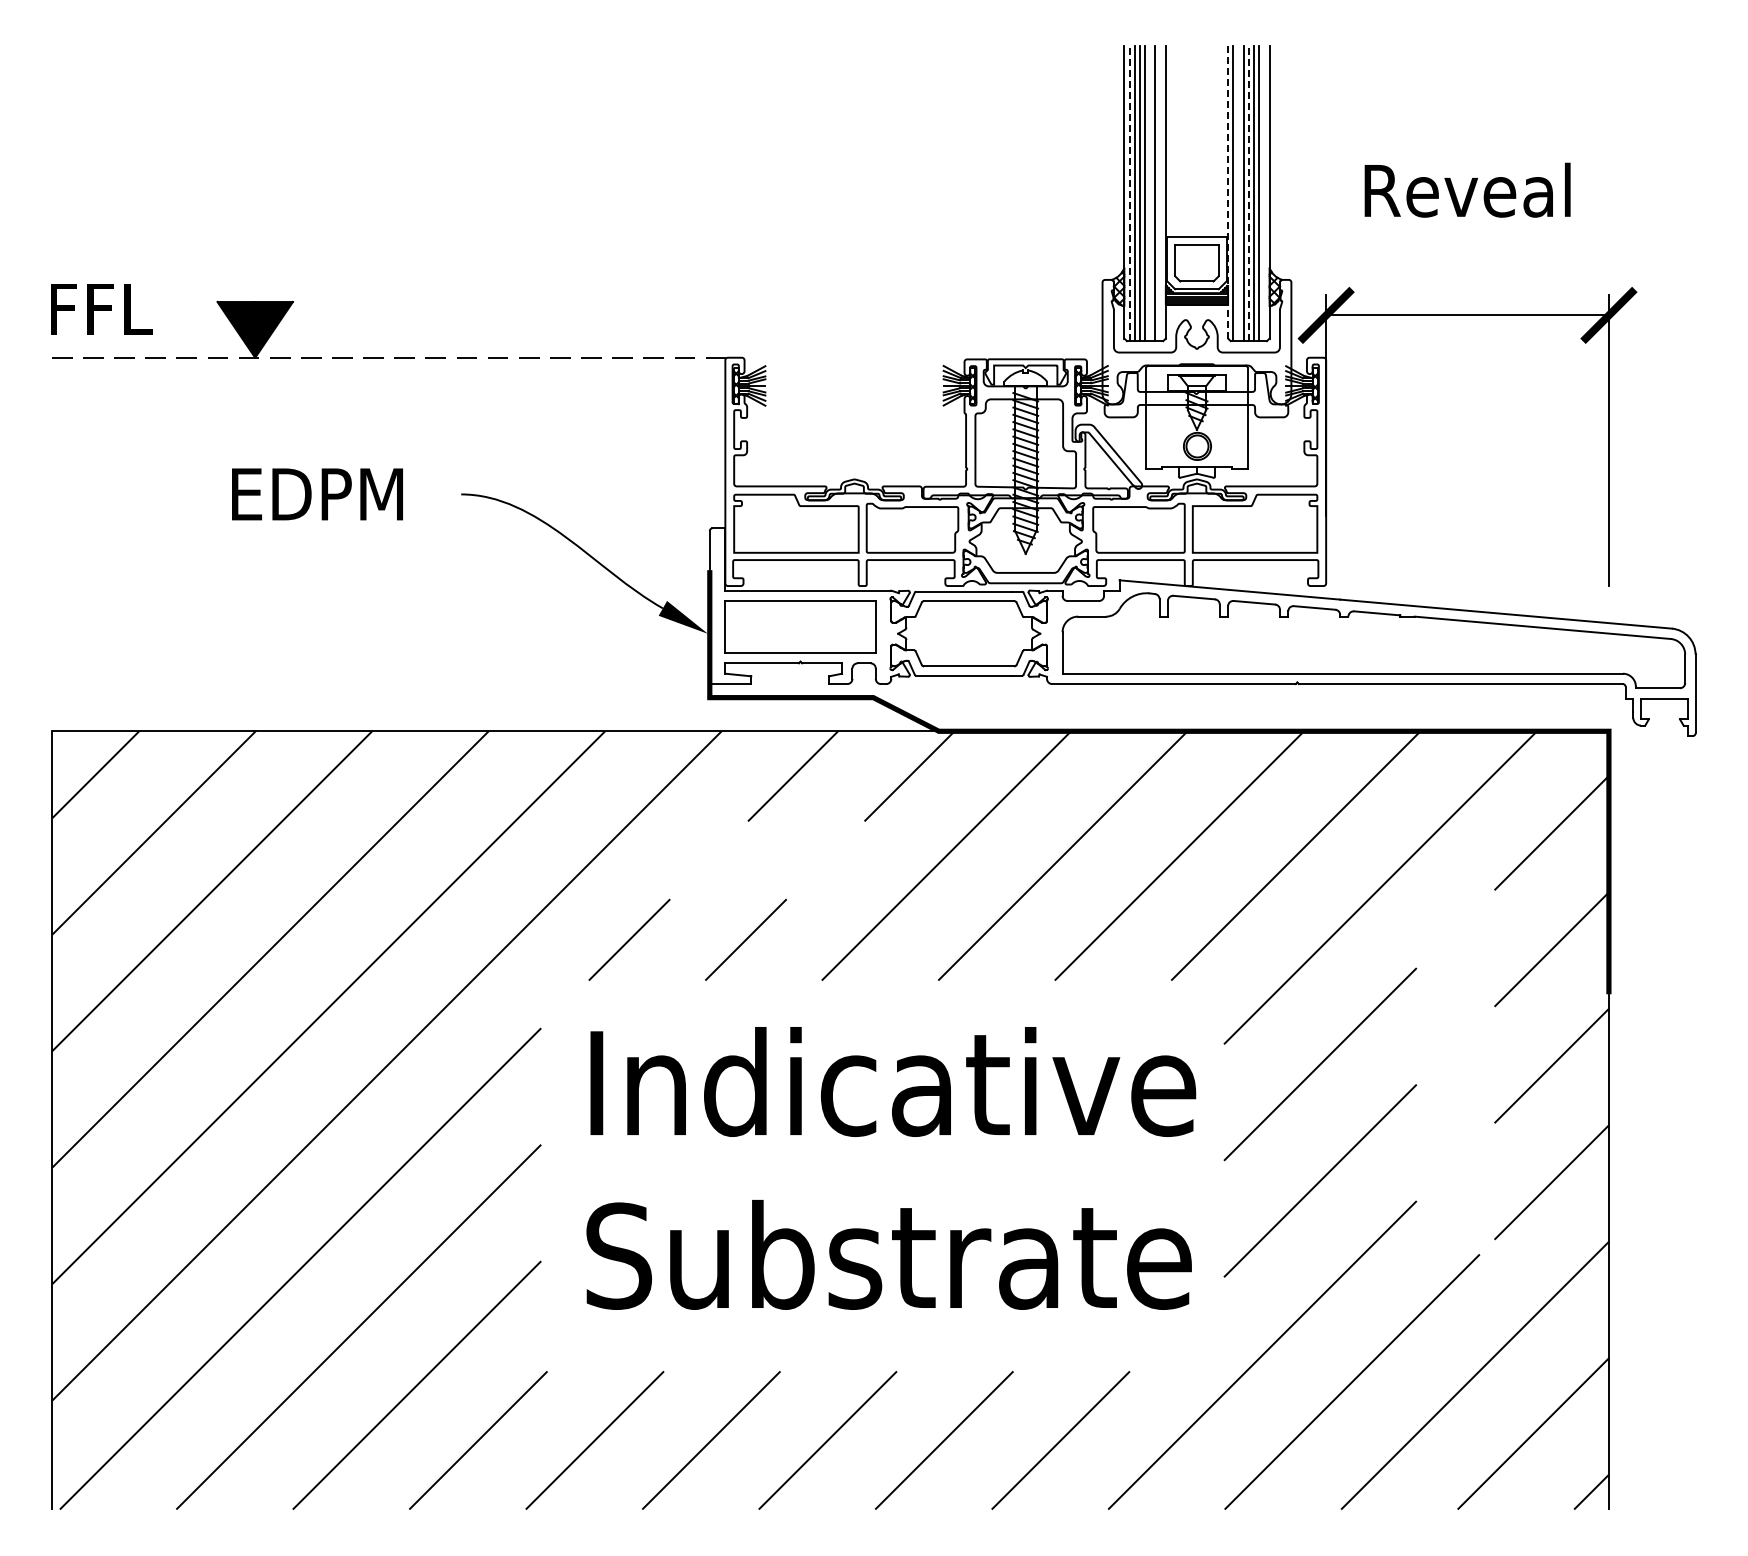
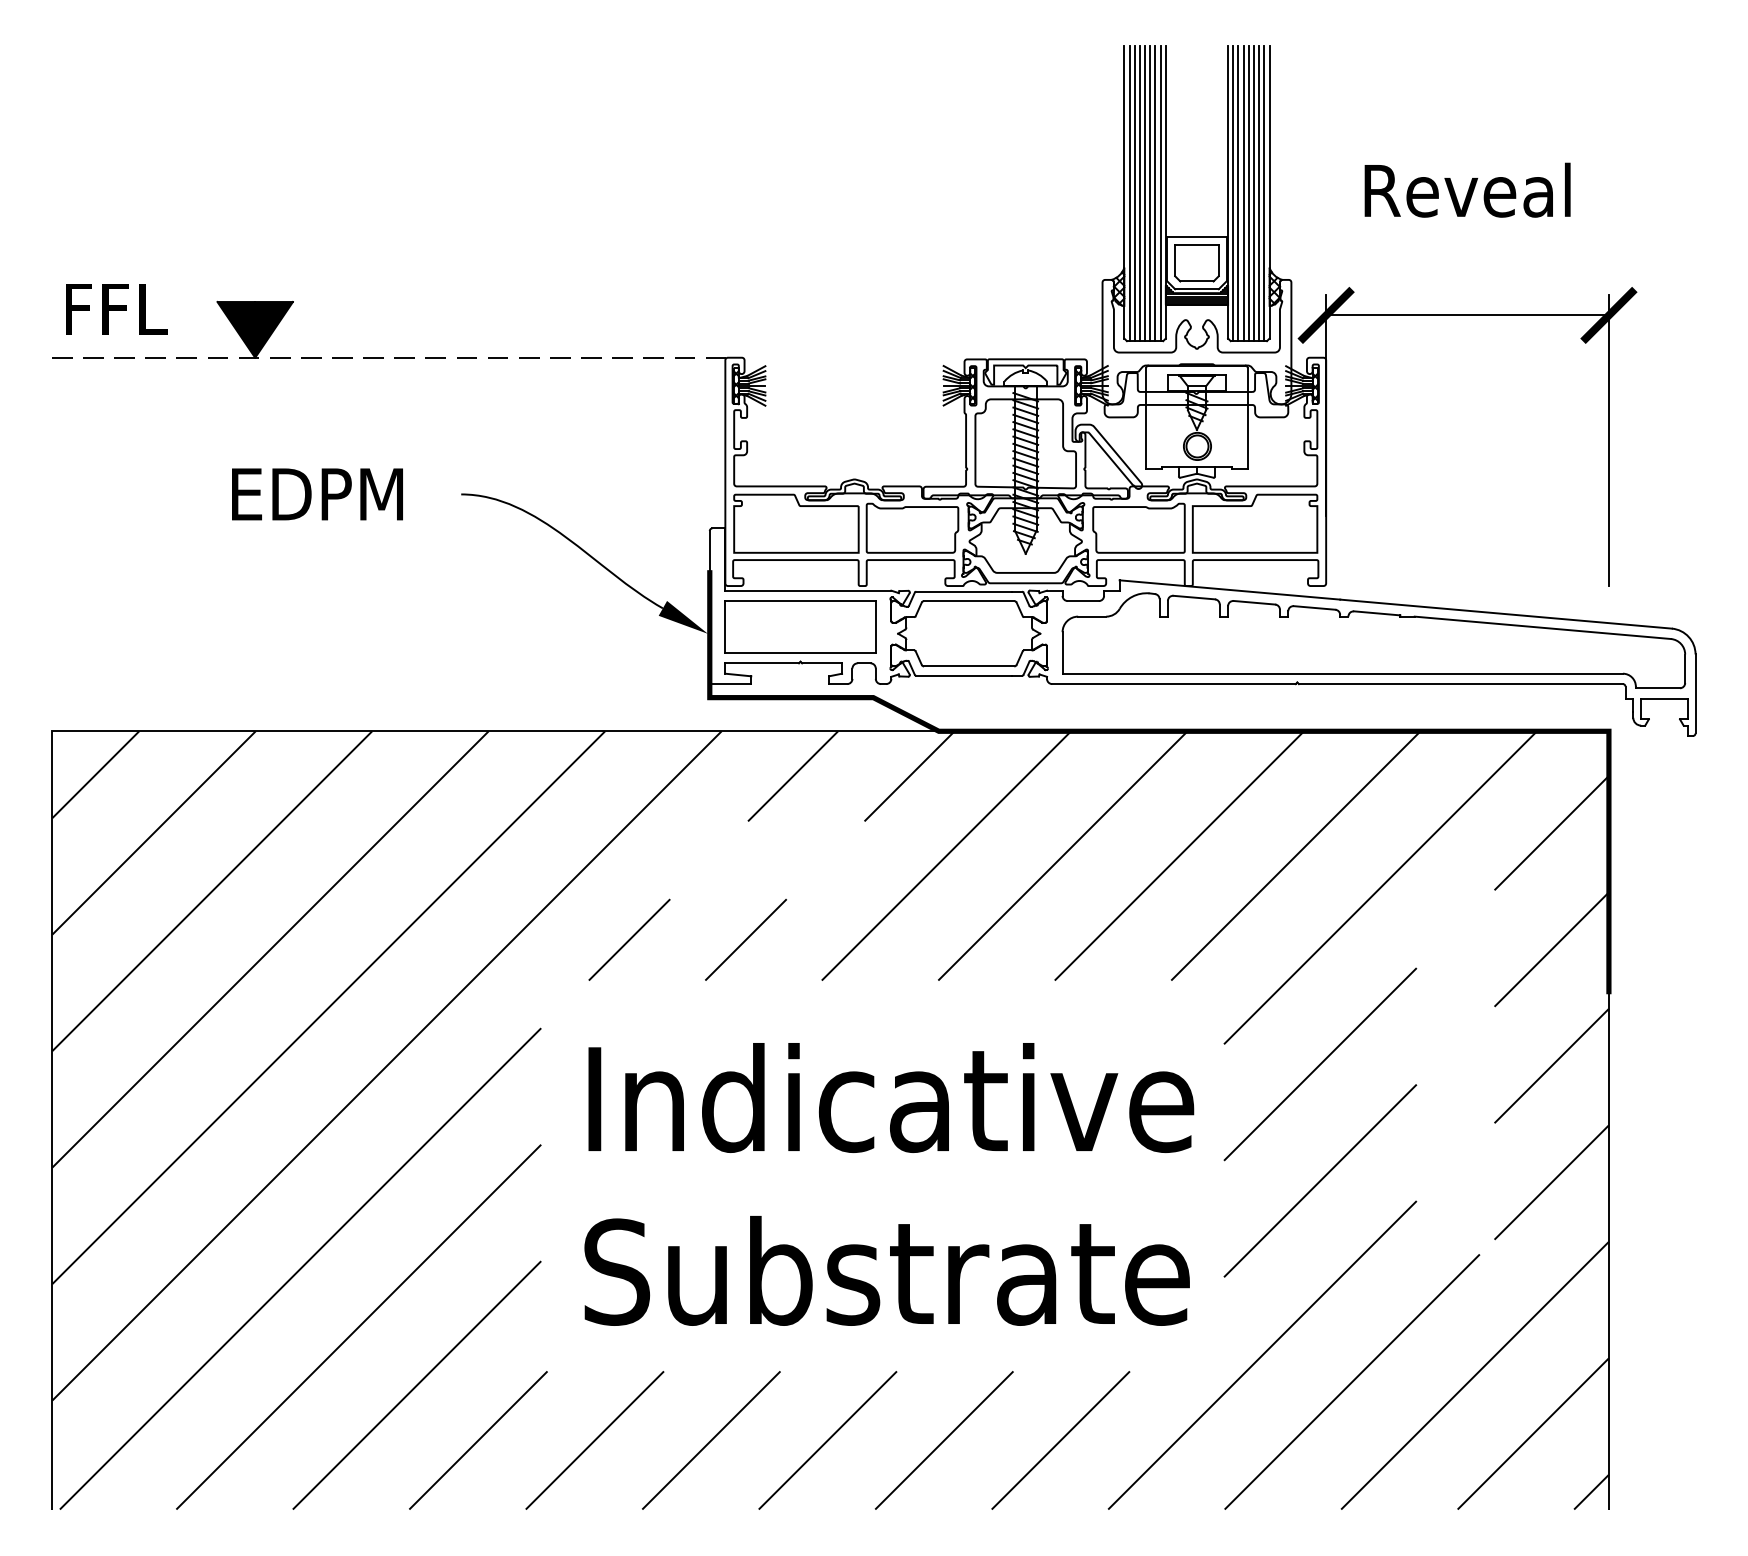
line: dashed -> solid (1228, 192)
line: dashed -> solid (1129, 193)
line: none -> present (1150, 193)
line: none -> present (1160, 193)
line: none -> present (1238, 193)
line: dashed -> solid (1248, 193)
line: none -> present (1264, 193)
text position: (101, 309) -> (116, 309) (116, 309)
text position: (891, 1168) -> (889, 1184) (889, 1184)
